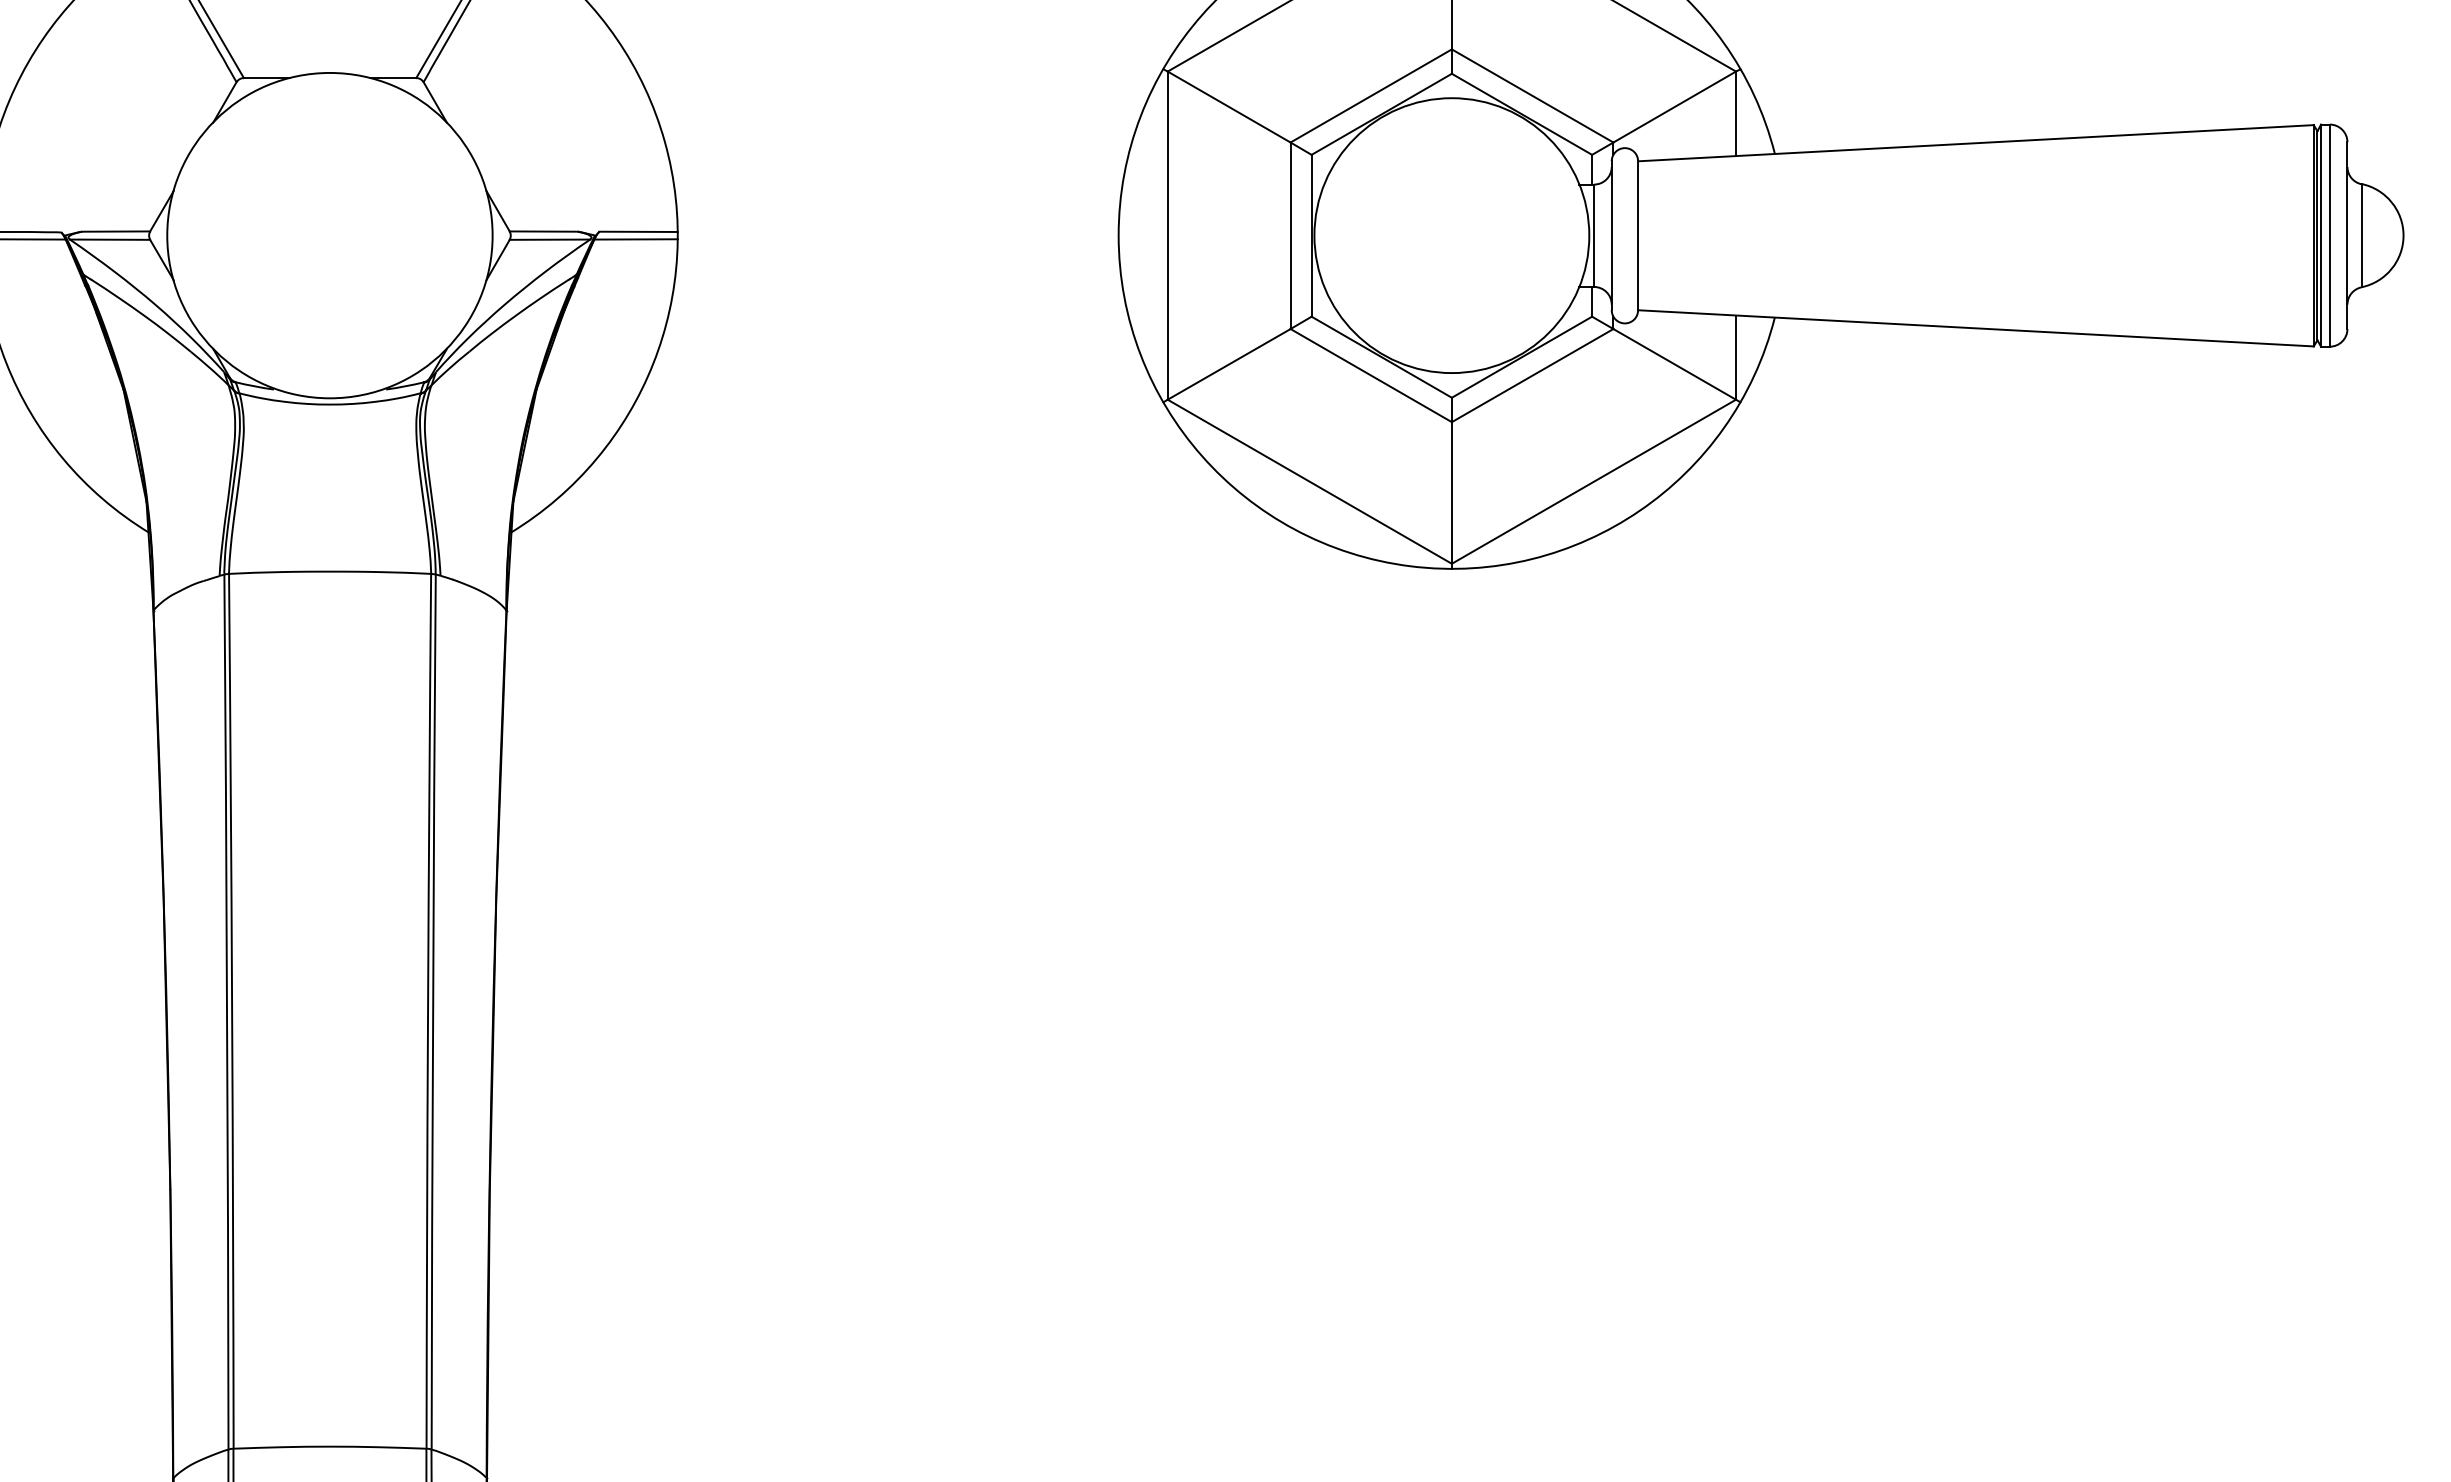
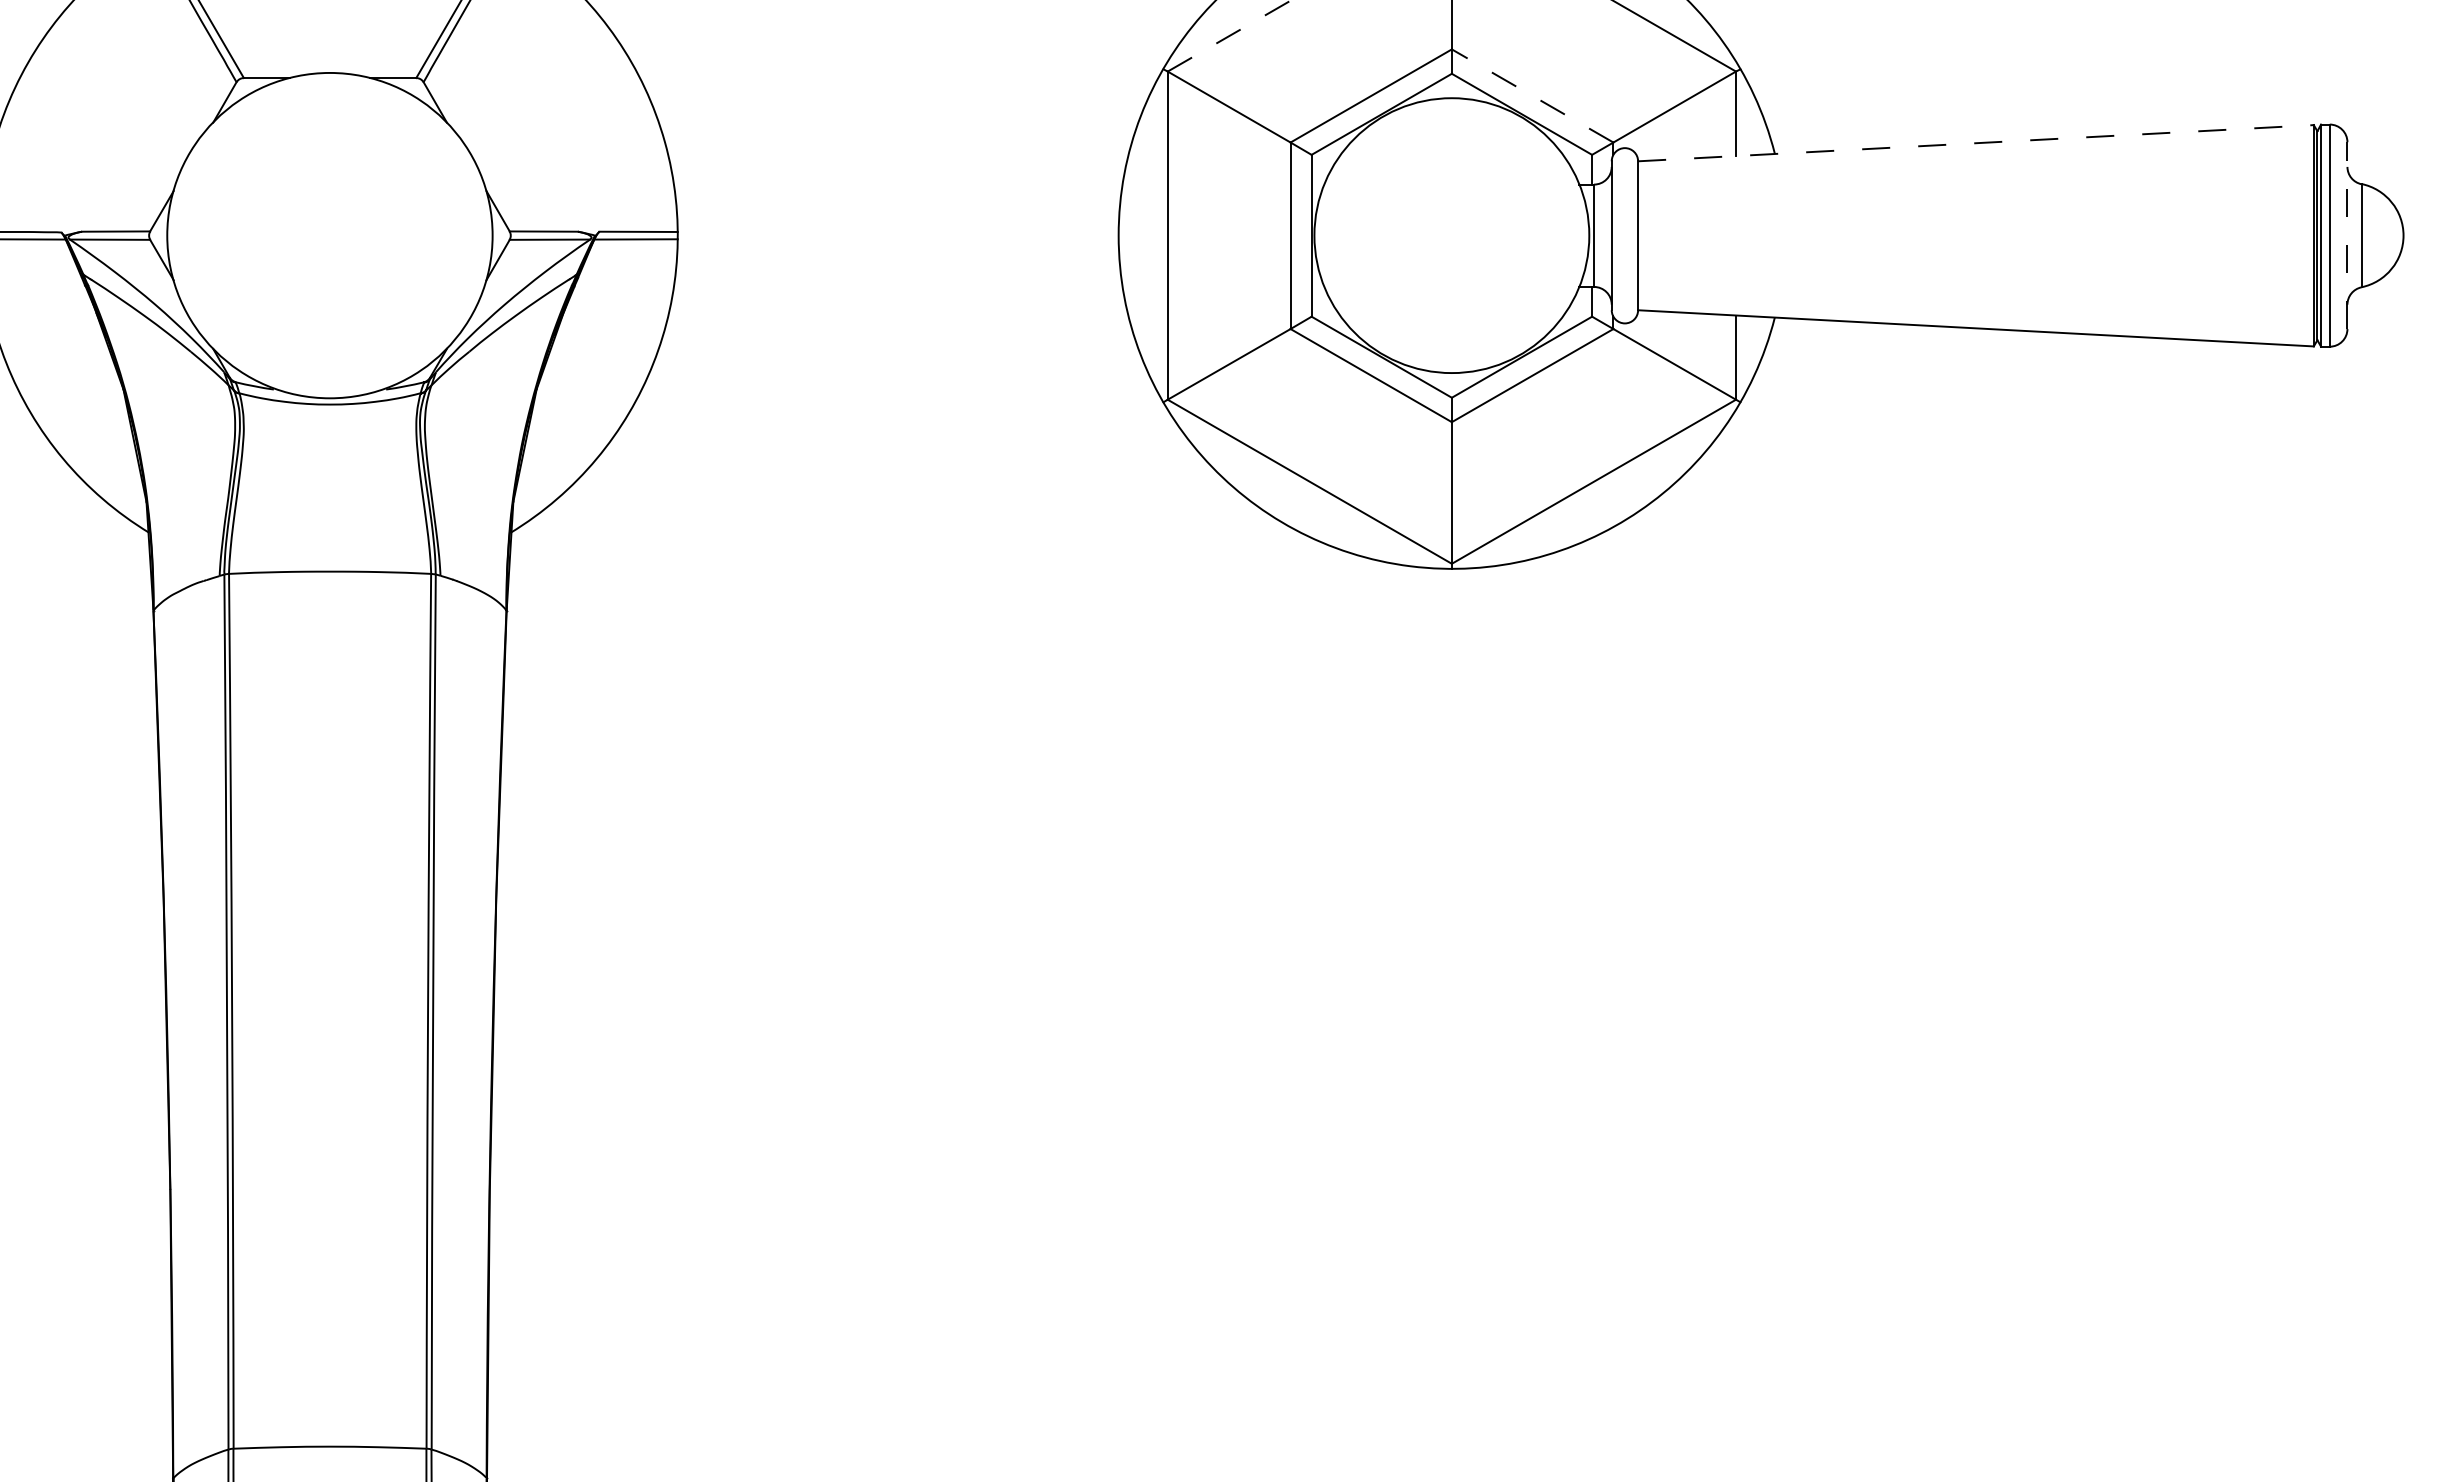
line: solid -> dashed (1230, 35)
line: solid -> dashed (1532, 95)
line: solid -> dashed (1976, 143)
line: solid -> dashed (2347, 235)
